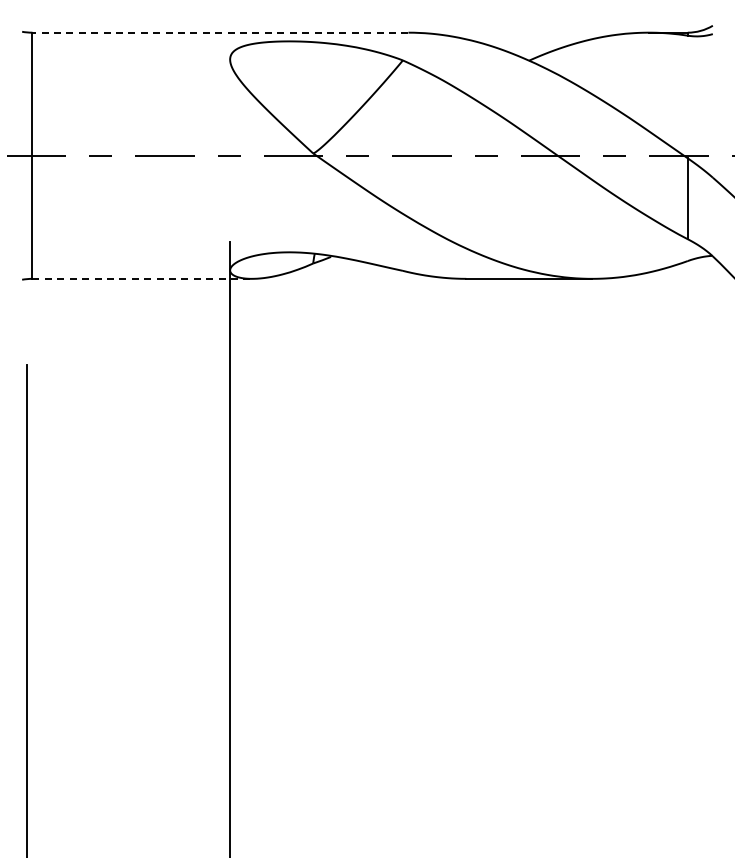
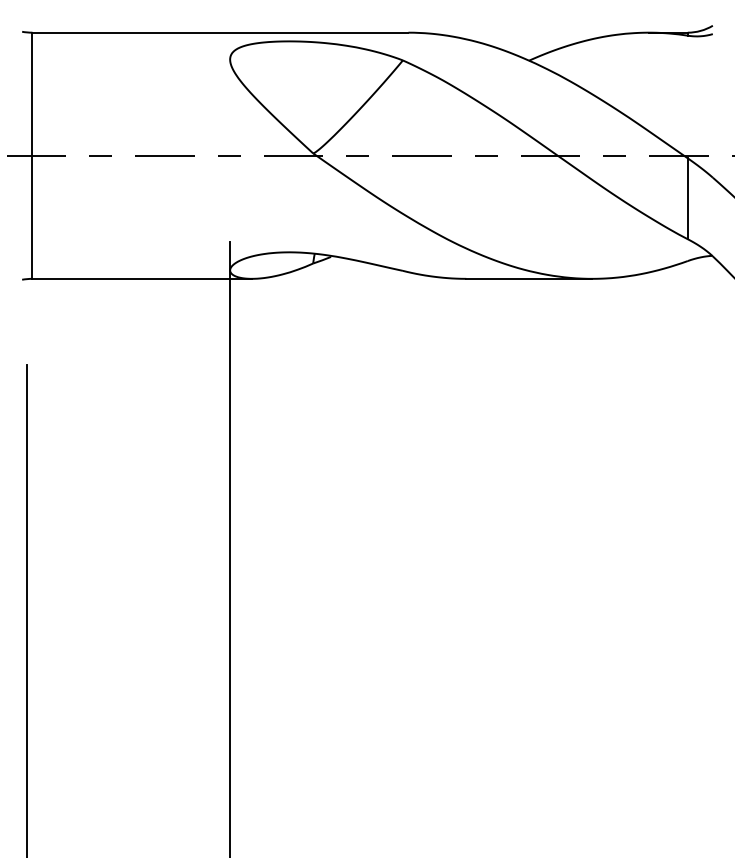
line: dashed -> solid (220, 32)
line: dashed -> solid (142, 278)
